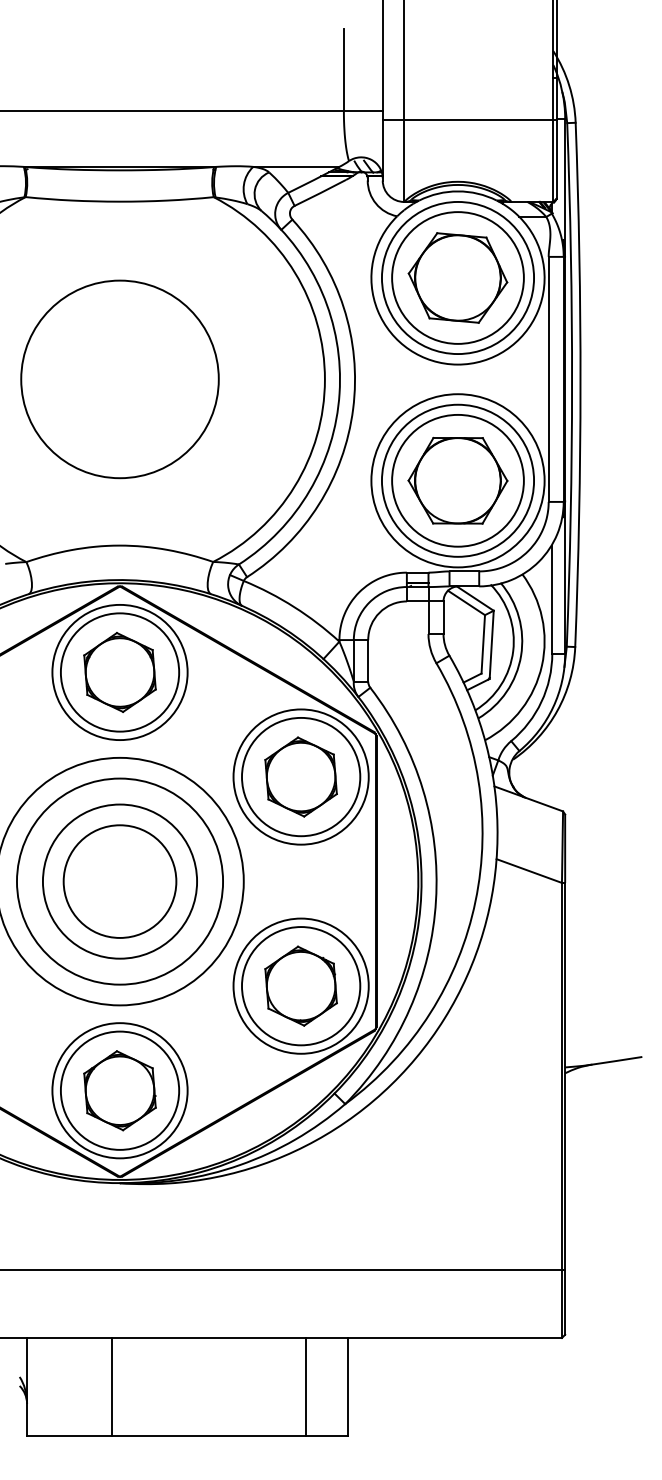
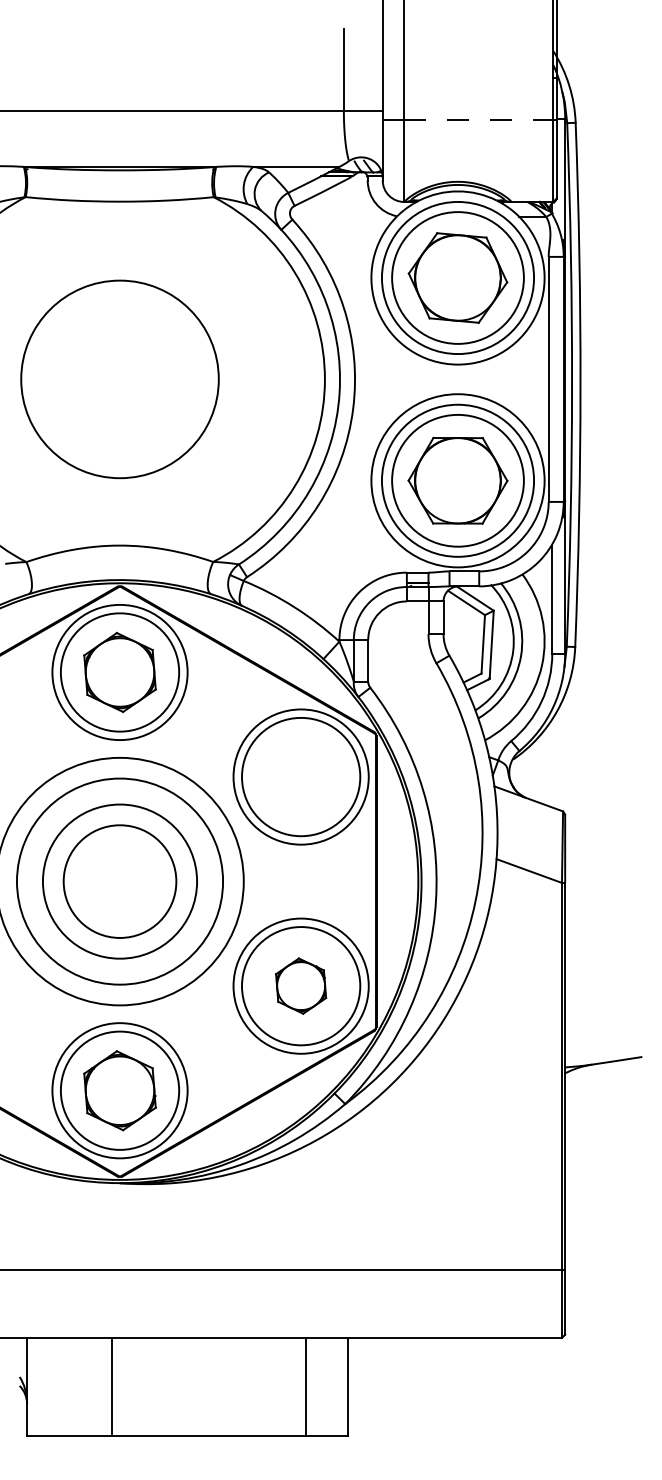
line: solid -> dashed (478, 120)
part: present -> none (300, 776)
part size: 74x82 px -> 53x58 px (301, 985)
